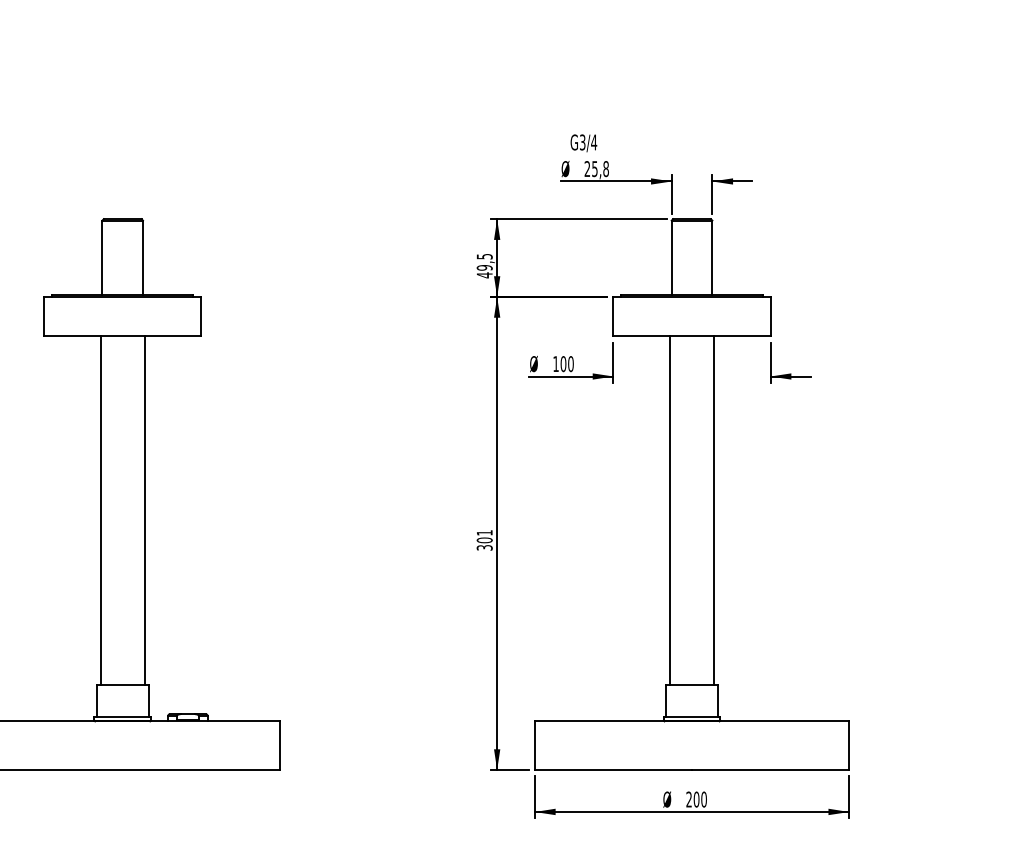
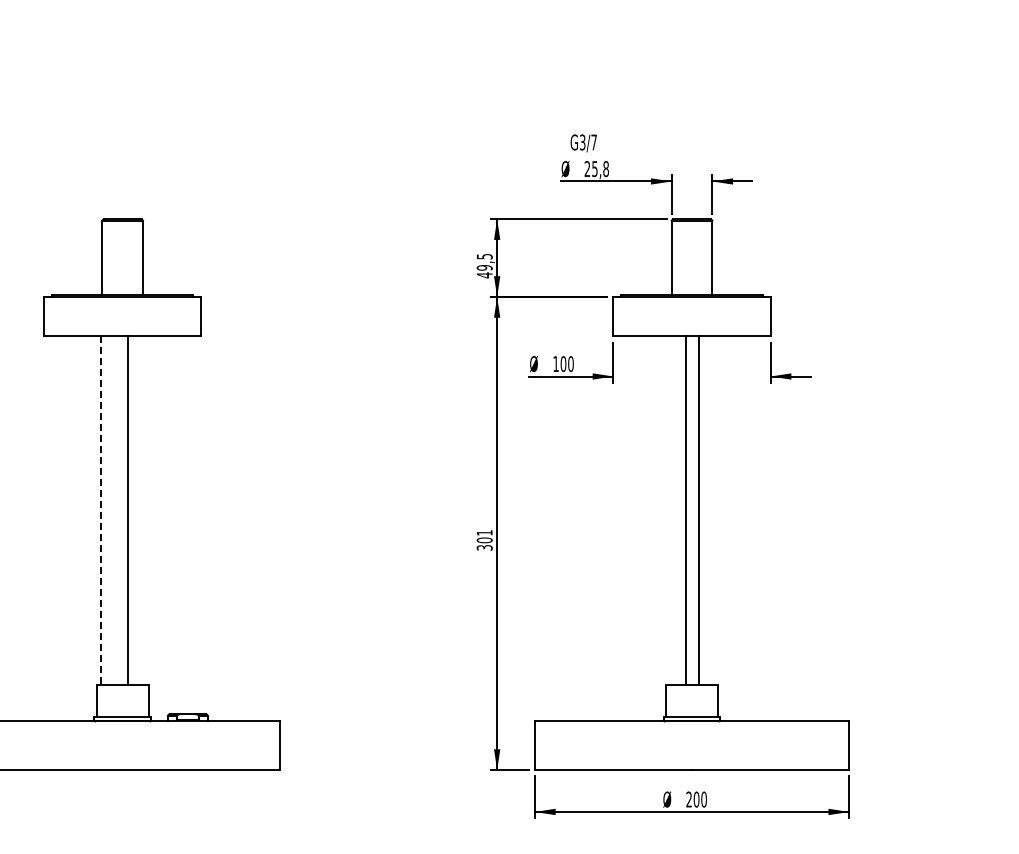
text: G3/4 -> G3/7 (594, 142)
line position: (144, 510) -> (127, 510) (127, 510)
line position: (670, 510) -> (686, 510) (686, 510)
line position: (714, 510) -> (699, 510) (699, 510)
line: solid -> dashed (100, 511)
